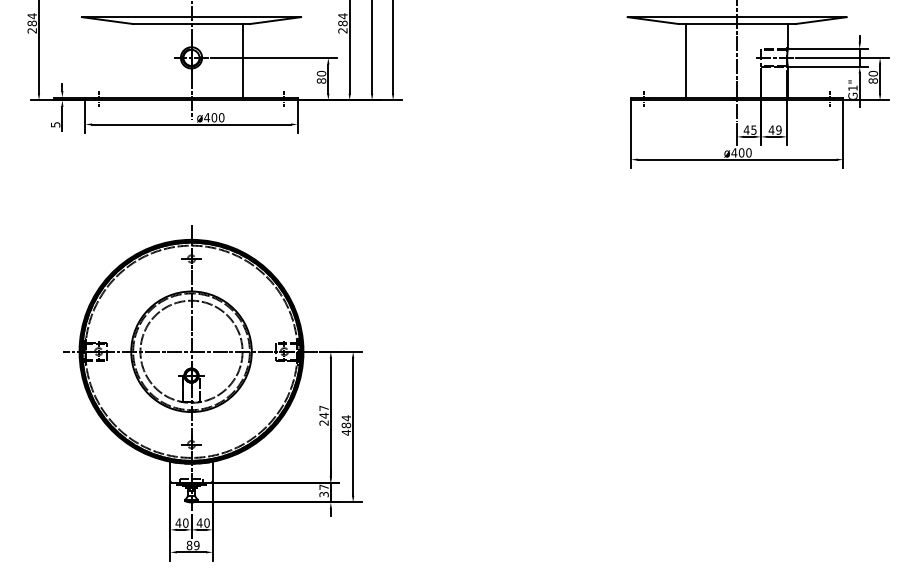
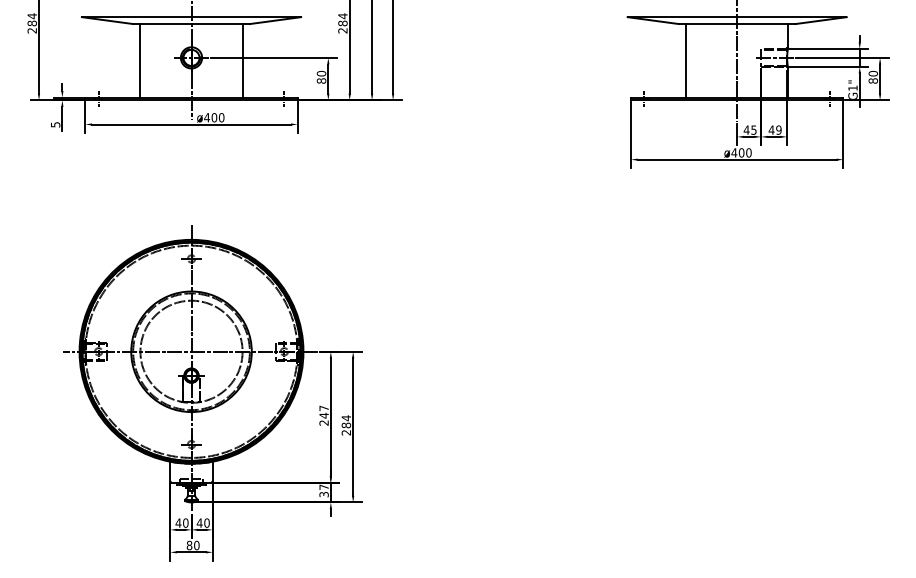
line: none -> present (140, 60)
text: 484 -> 284 (345, 432)
text: 89 -> 80 (196, 545)
